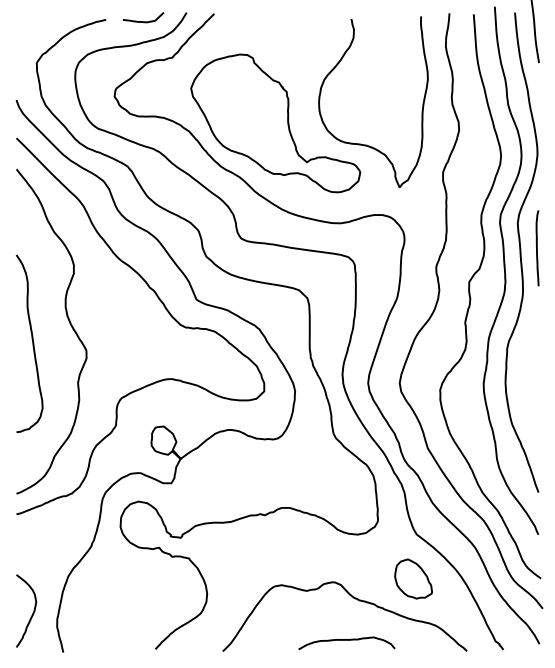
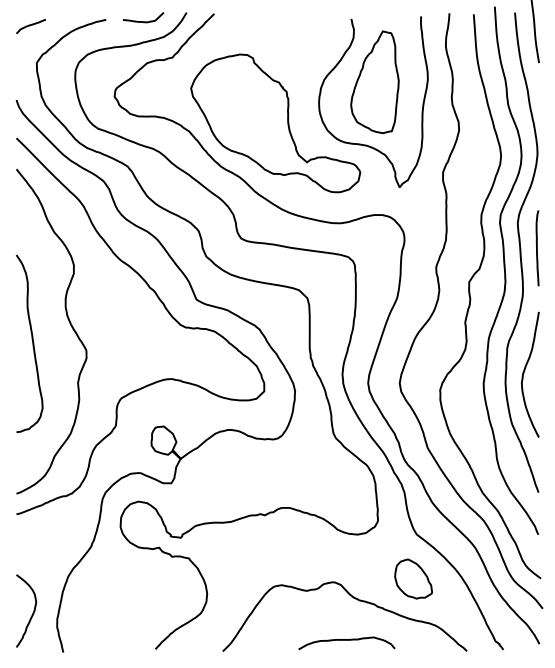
curve: none -> present (31, 25)
part: none -> present (374, 82)
curve: none -> present (524, 373)
